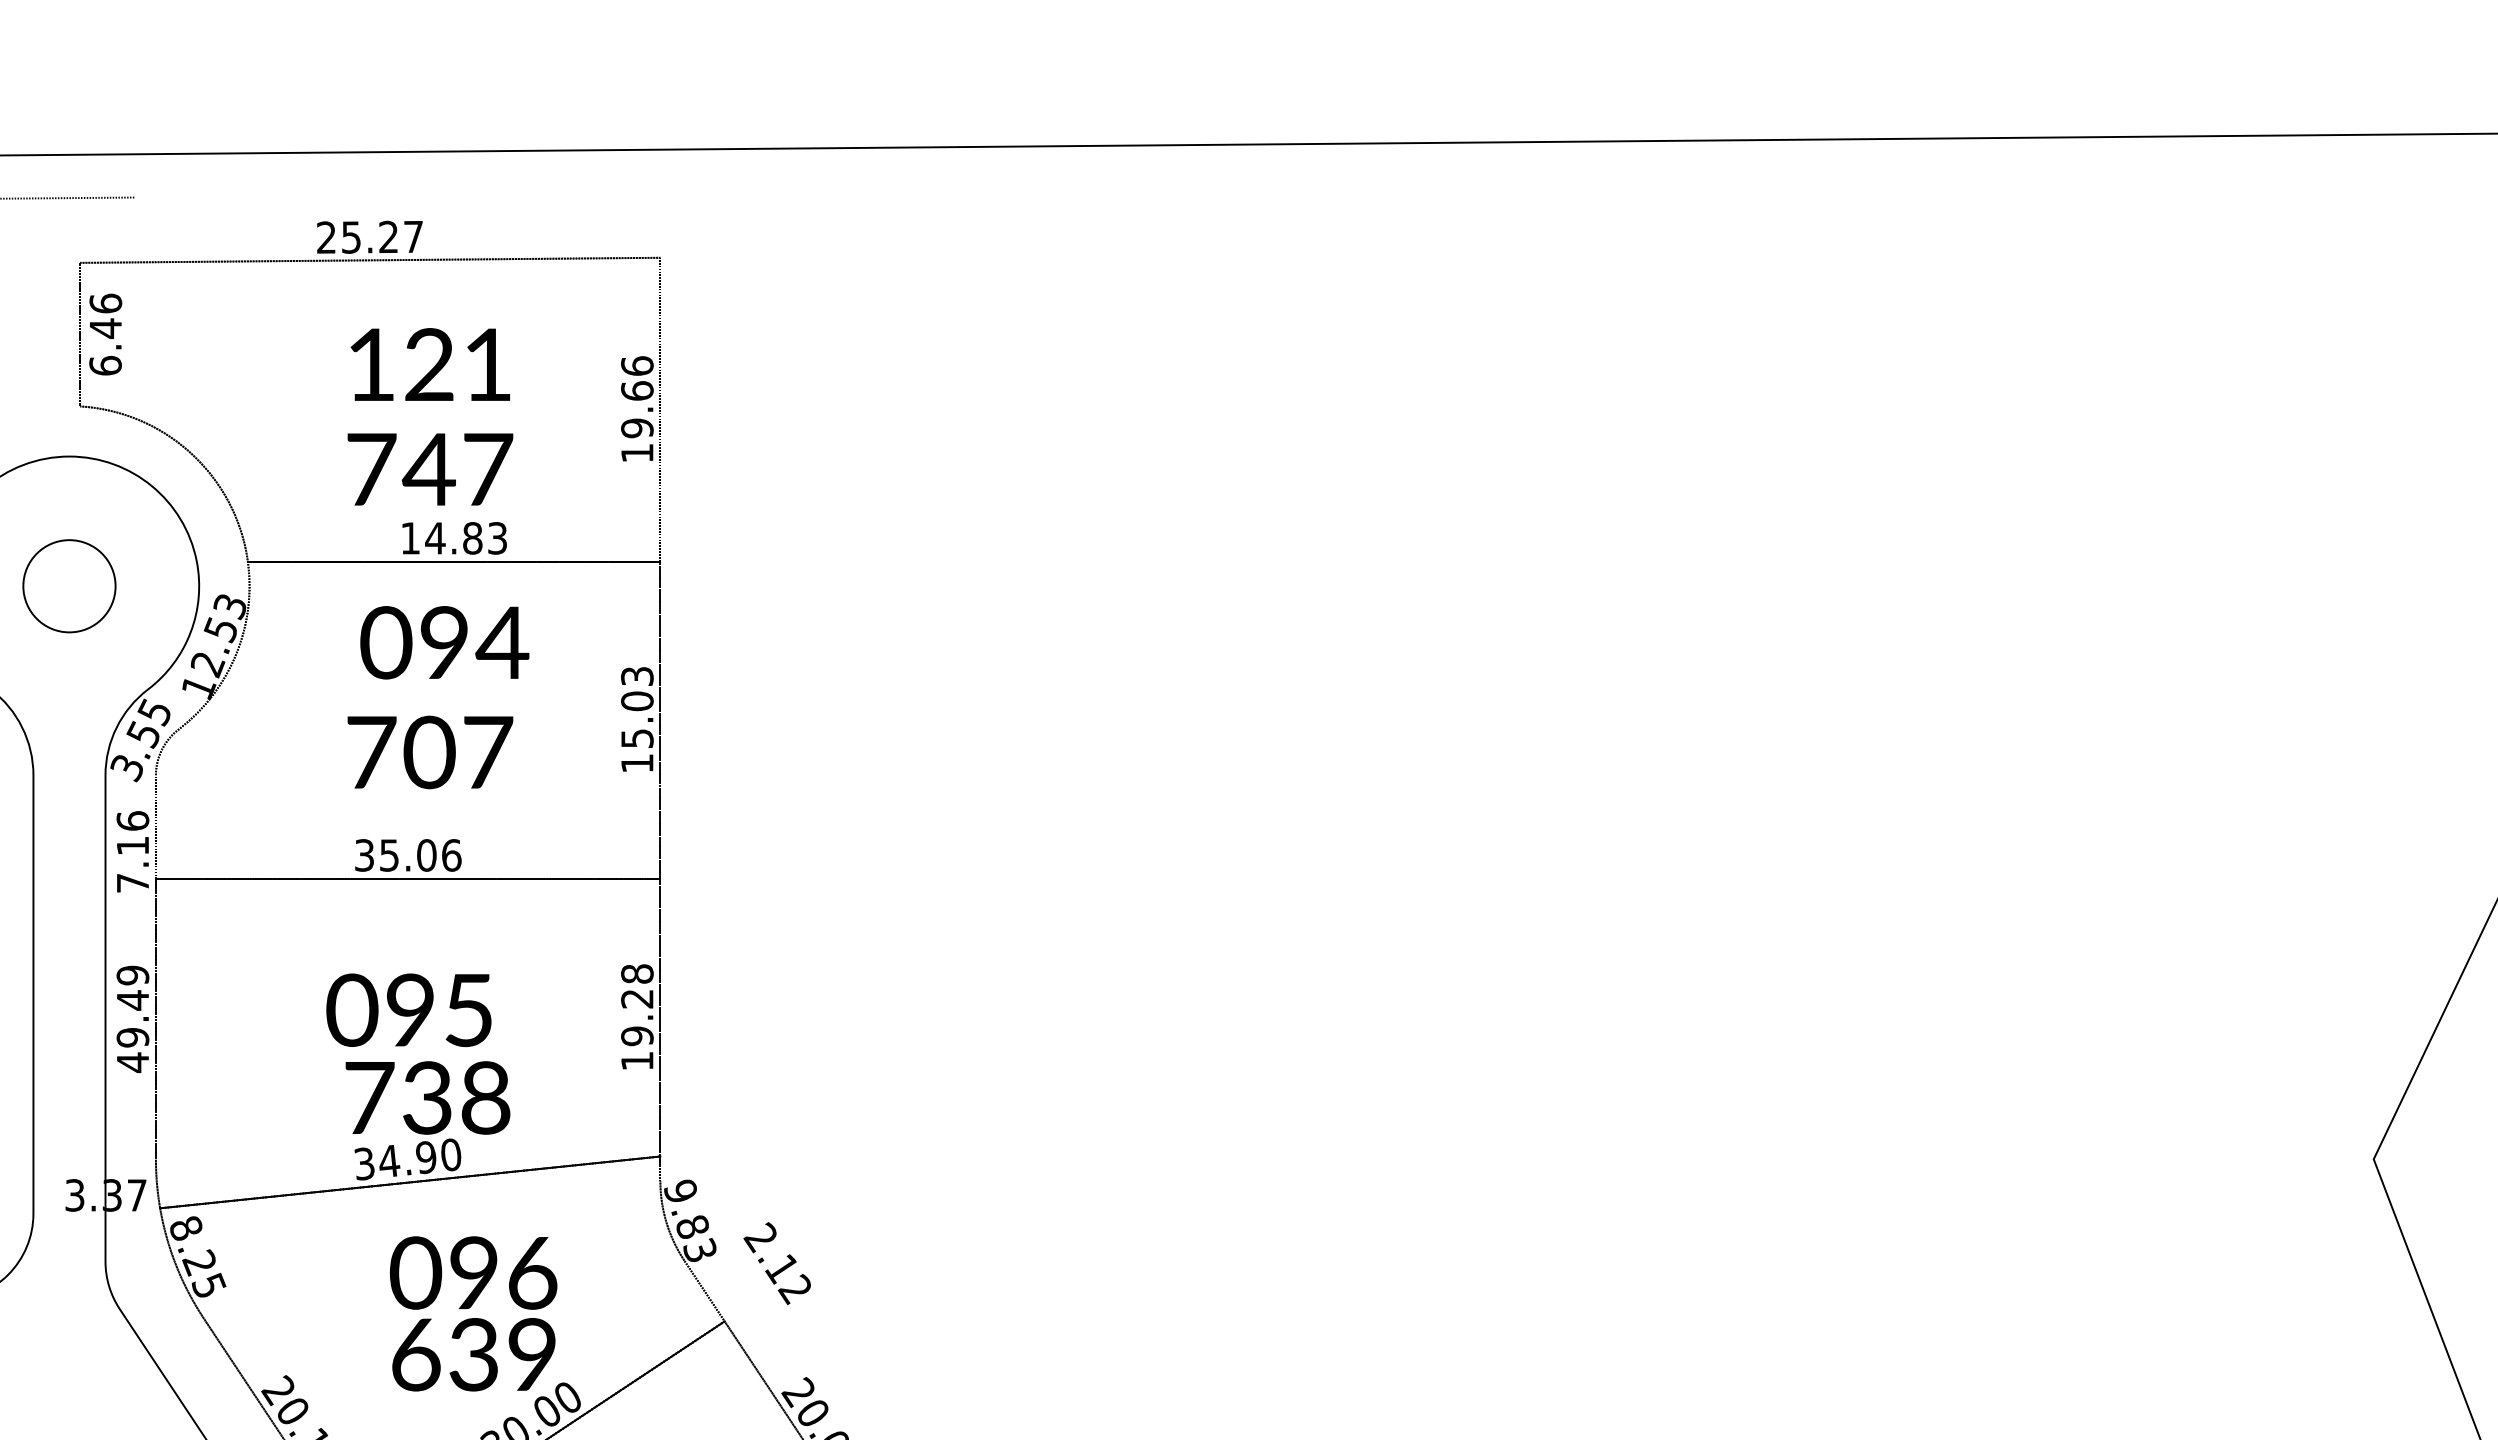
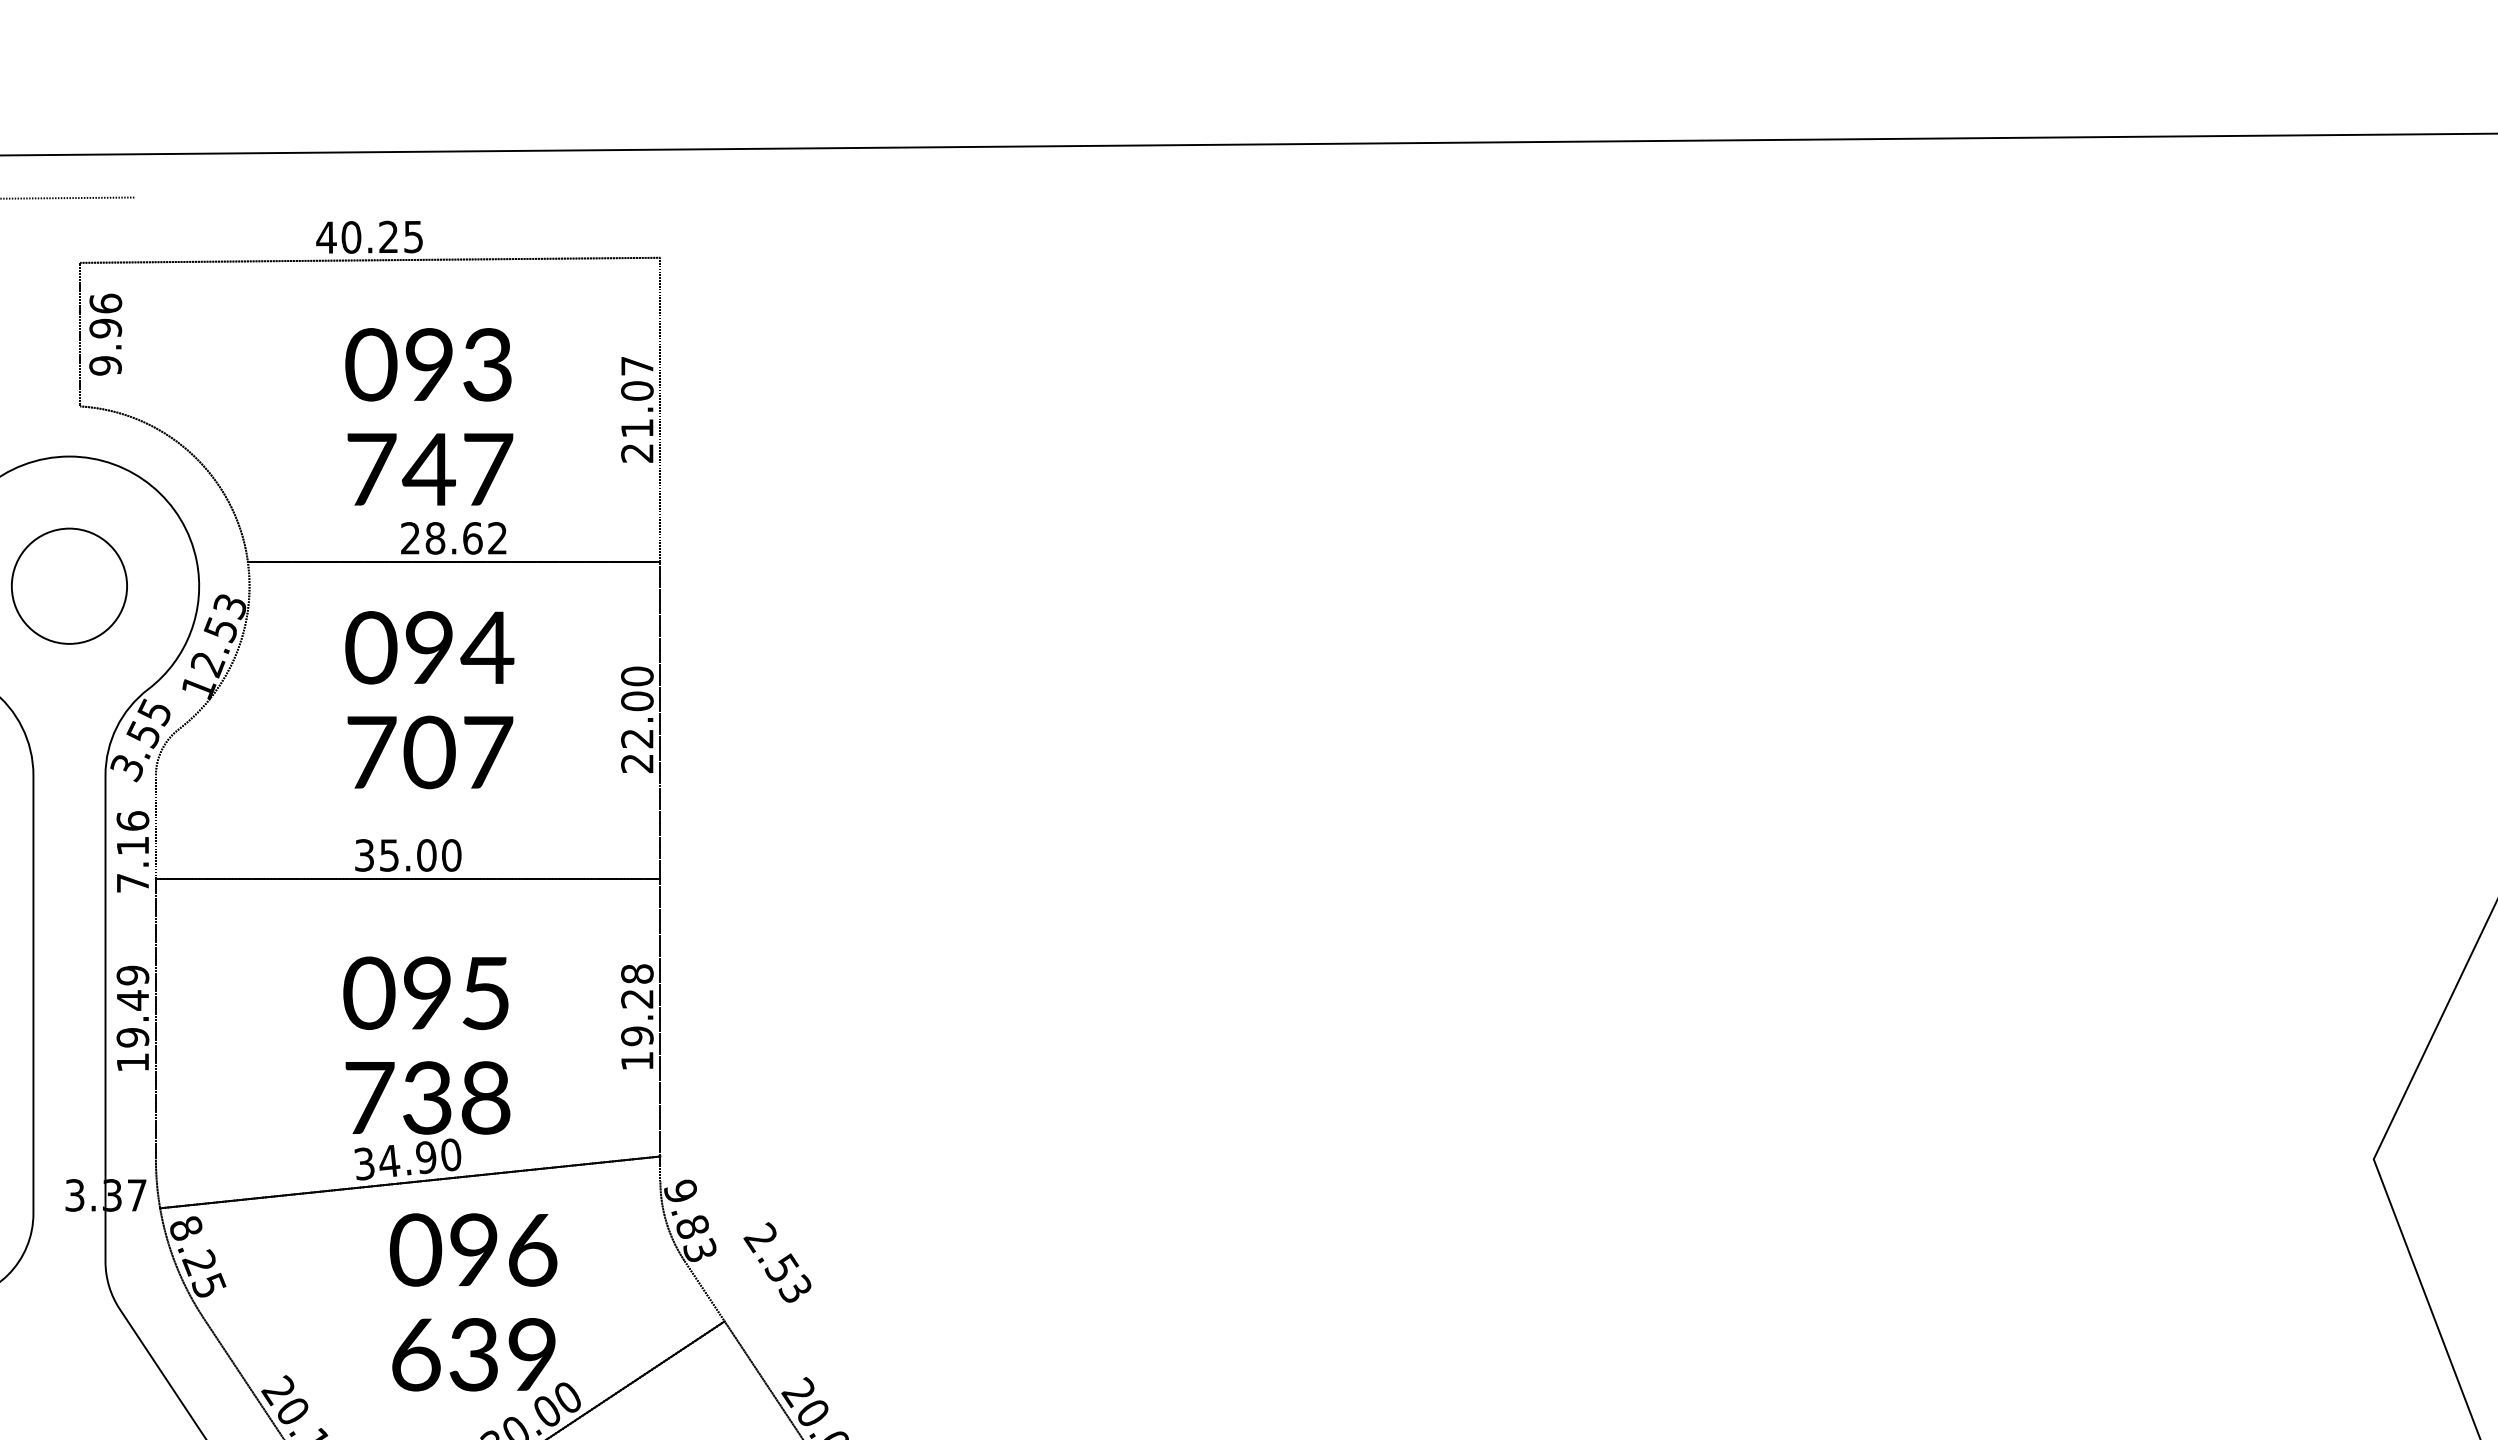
text: 25.27 -> 40.25 (369, 237)
text: 6.46 -> 9.96 (105, 346)
text: 121 -> 093 (428, 364)
text: 19.66 -> 21.07 (637, 409)
text: 14.83 -> 28.62 (453, 538)
circle diameter: 92 px -> 115 px (69, 585)
text position: (444, 642) -> (429, 647) (429, 647)
text: 15.03 -> 22.00 (637, 719)
text: 35.06 -> 35.00 (451, 855)
text position: (408, 1010) -> (425, 993) (425, 993)
text: 49.49 -> 19.49 (132, 1062)
text position: (473, 1272) -> (473, 1249) (473, 1249)
text: 2.12 -> 2.53 (787, 1279)
